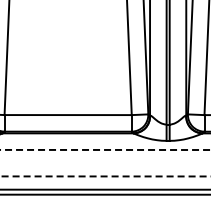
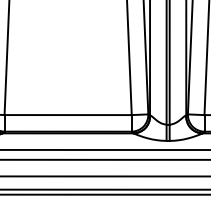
line: dashed -> solid (105, 149)
line: none -> present (104, 159)
line: dashed -> solid (105, 176)
